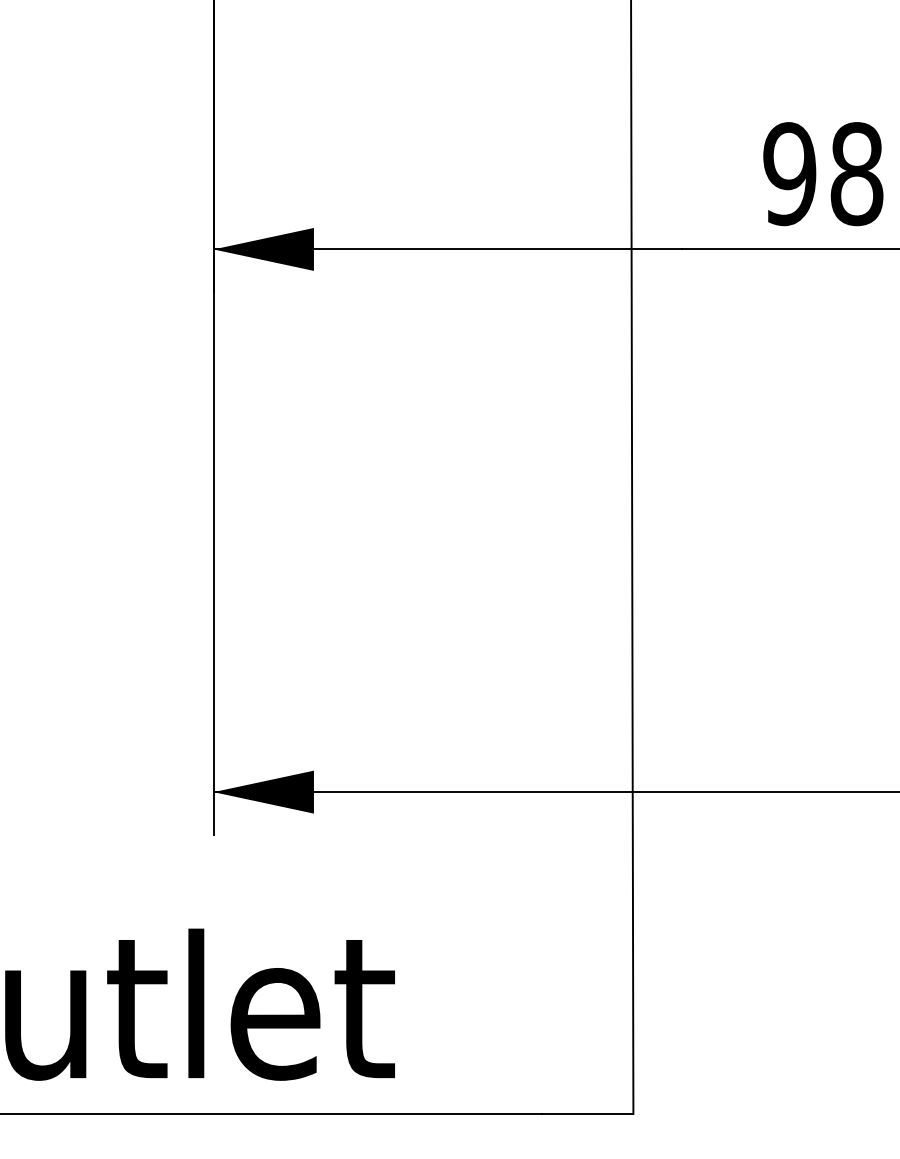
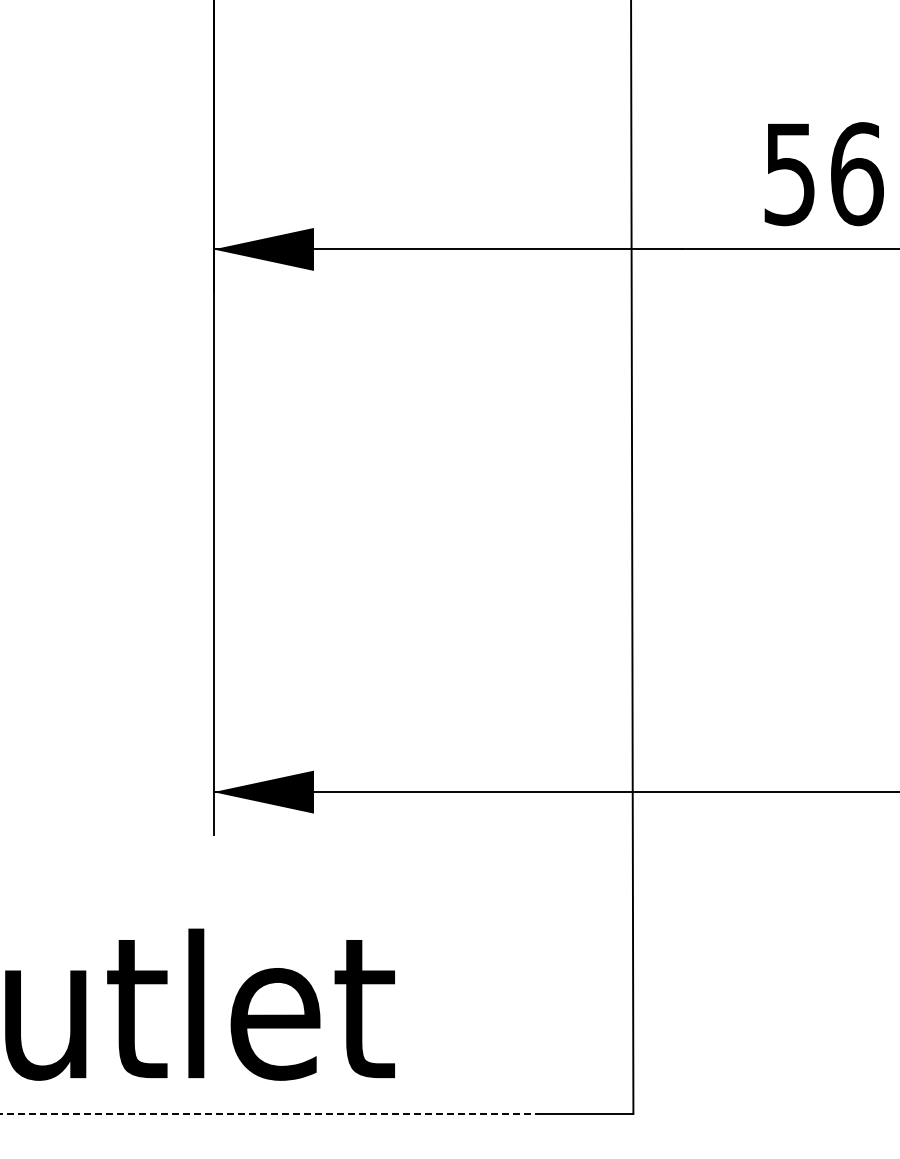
text: 98 -> 56 (823, 174)
line: solid -> dashed (271, 1113)
